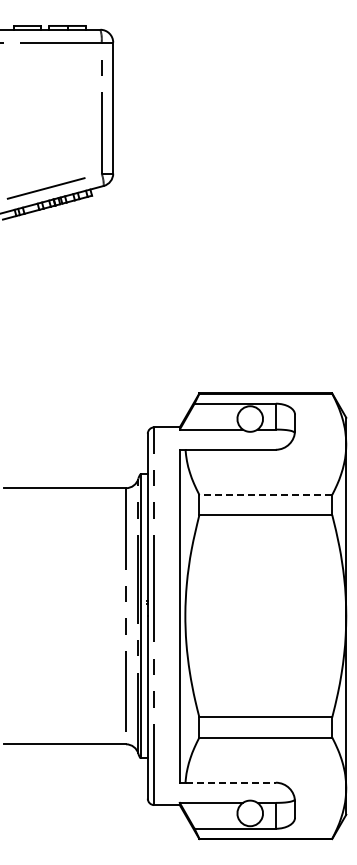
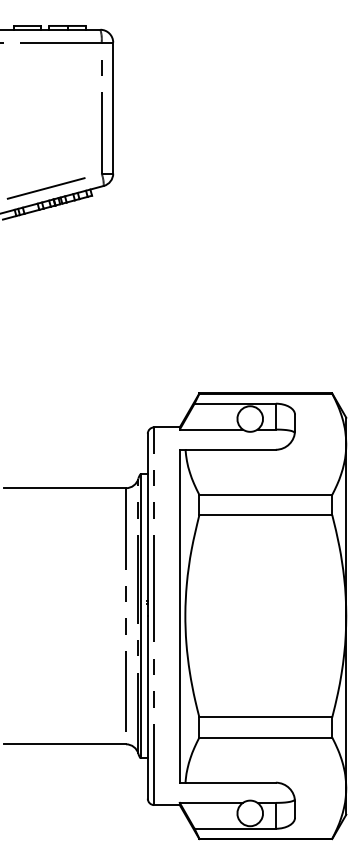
line: dashed -> solid (265, 494)
line: dashed -> solid (231, 782)
